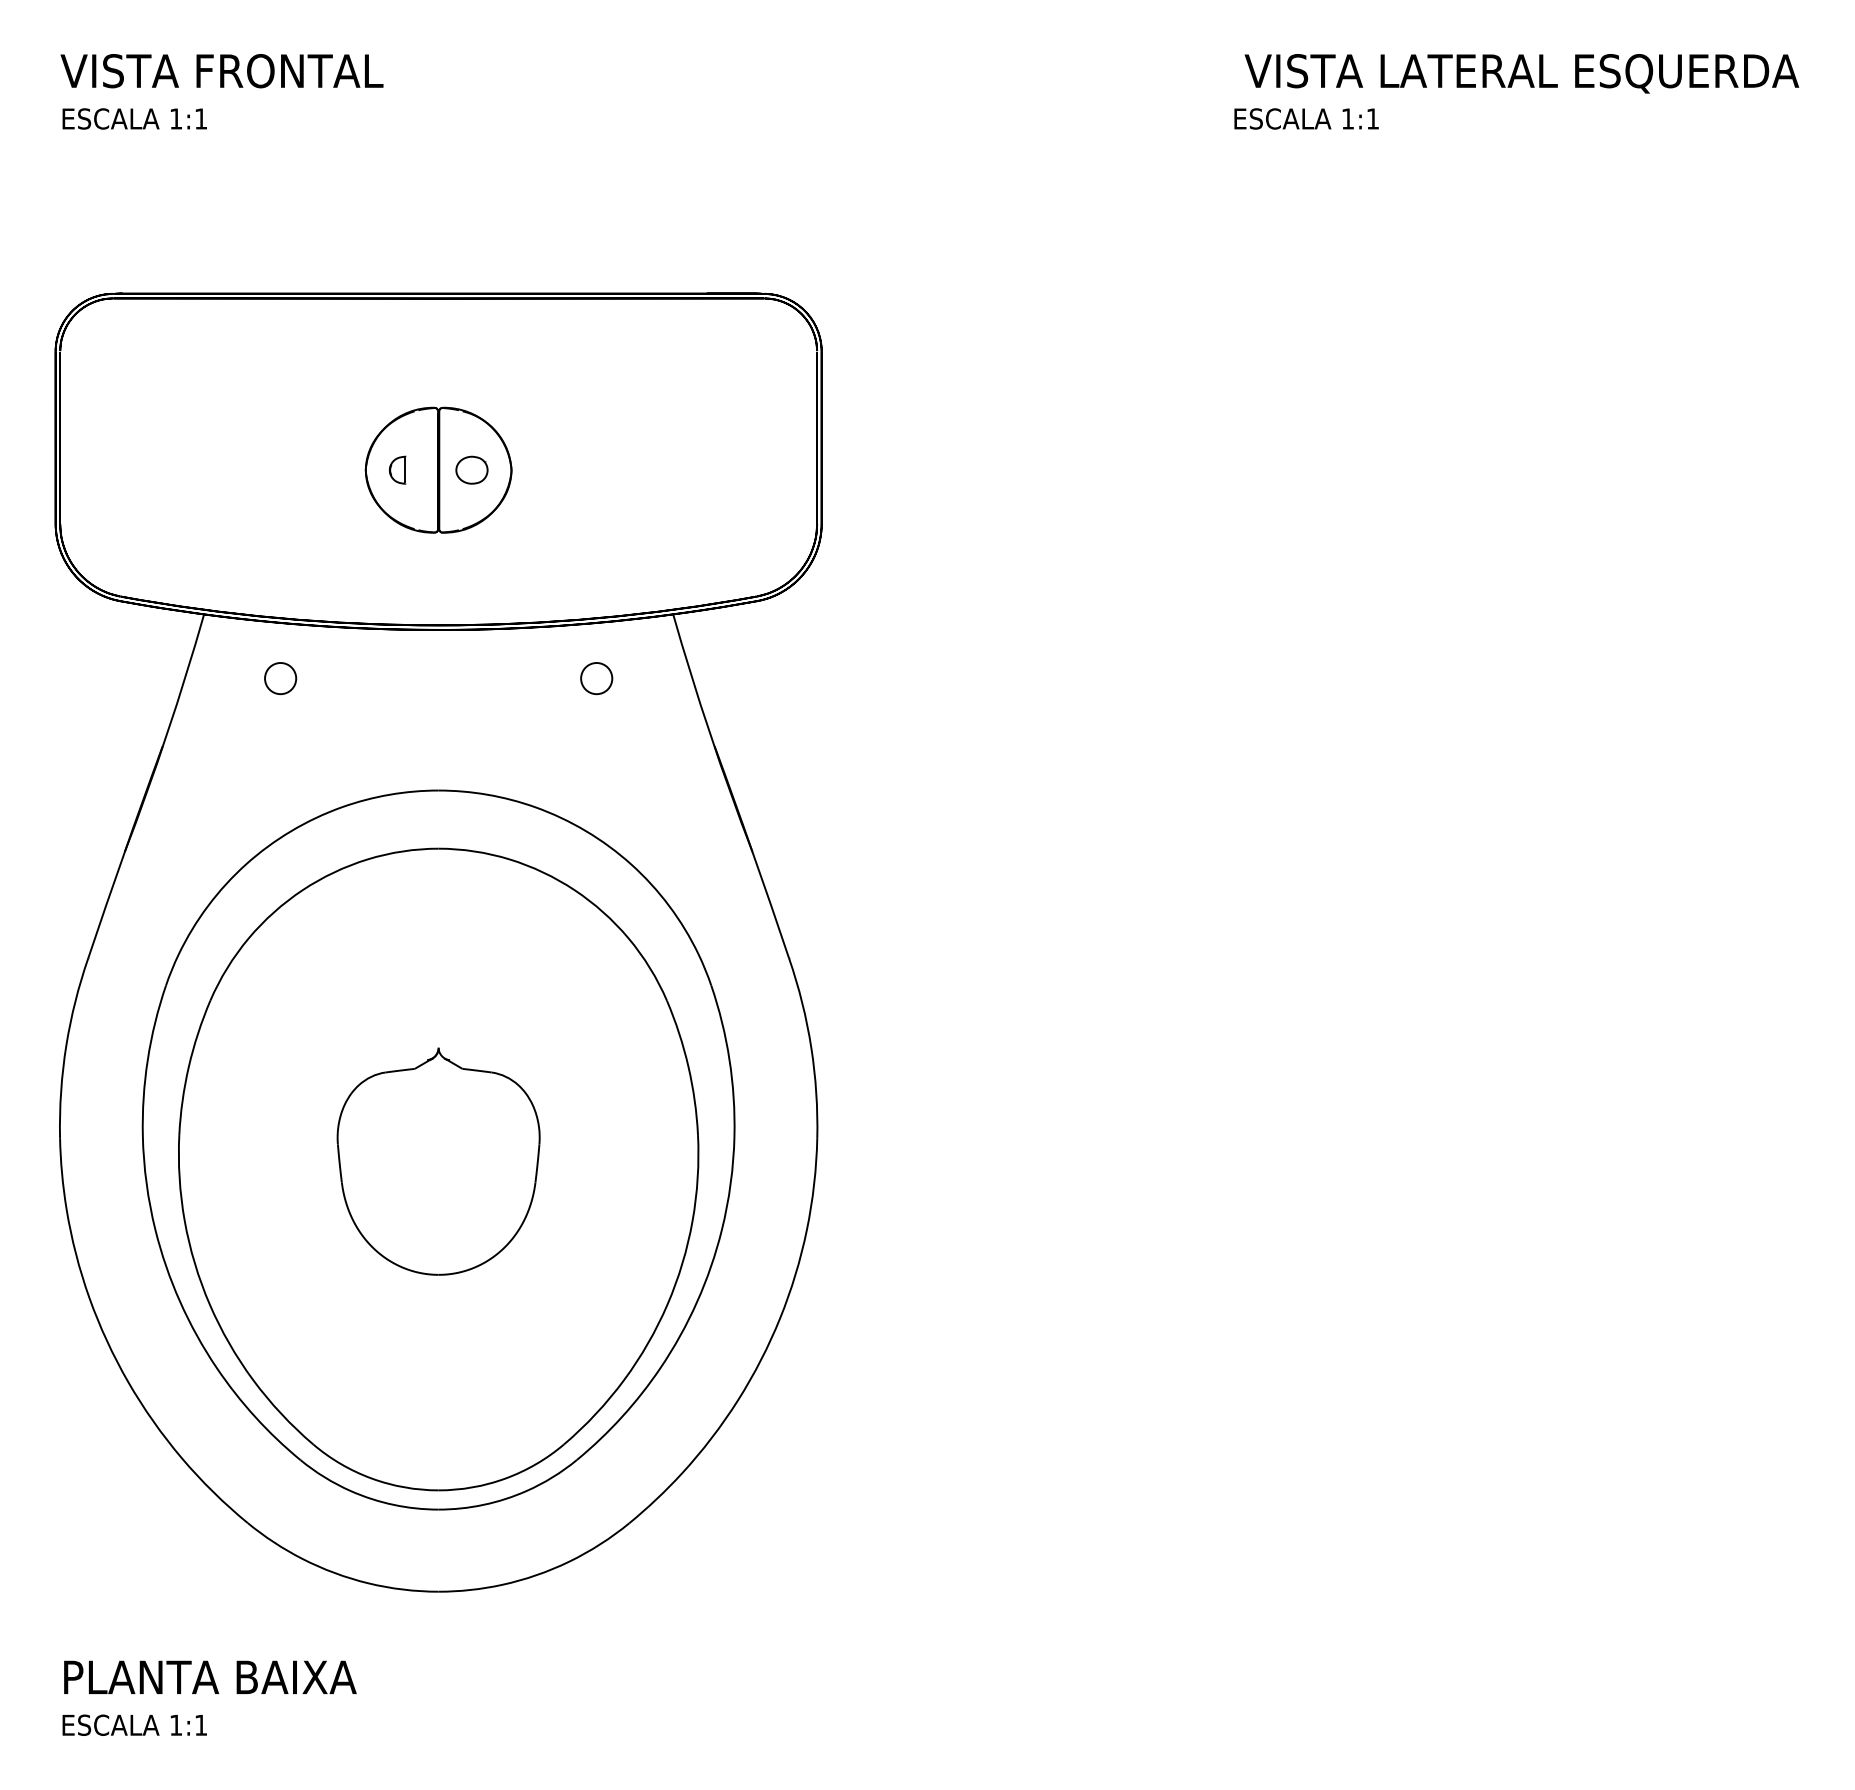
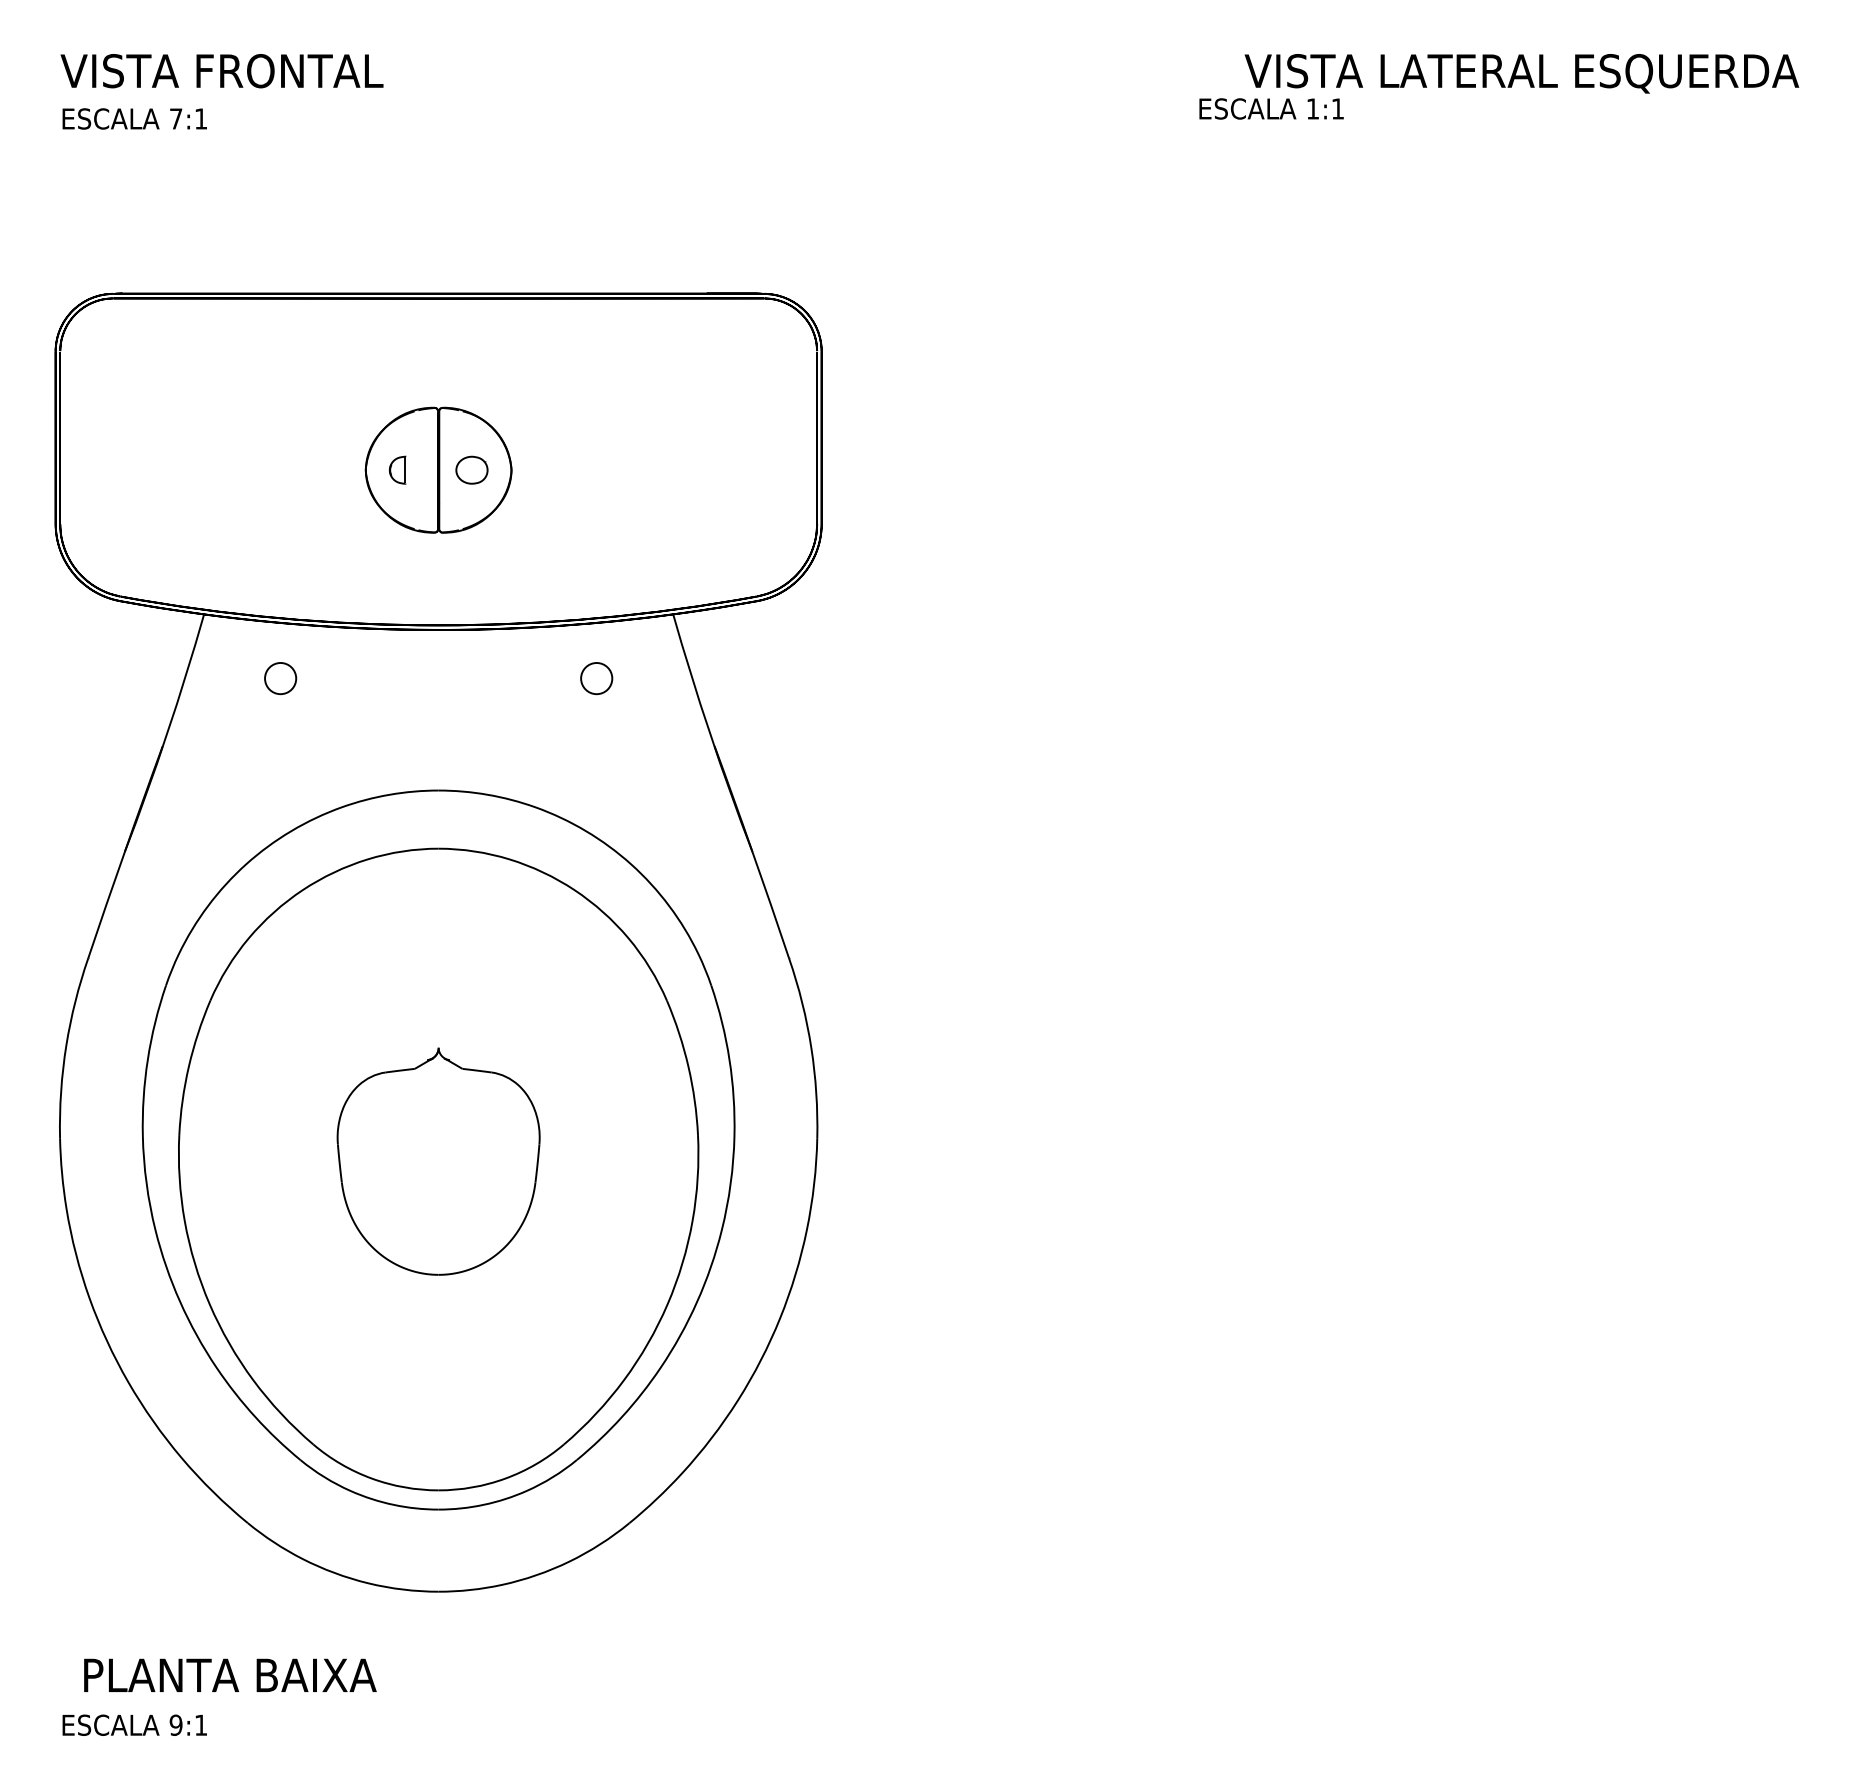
text: 1:1 -> 7:1 (176, 118)
text position: (1306, 118) -> (1271, 108) (1271, 108)
text position: (210, 1676) -> (230, 1674) (230, 1674)
text: 1:1 -> 9:1 (175, 1724)
